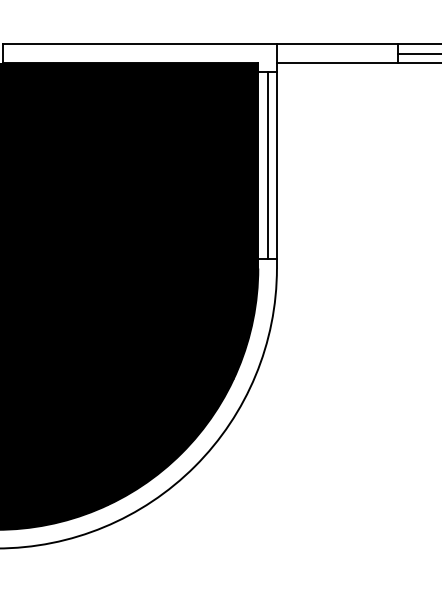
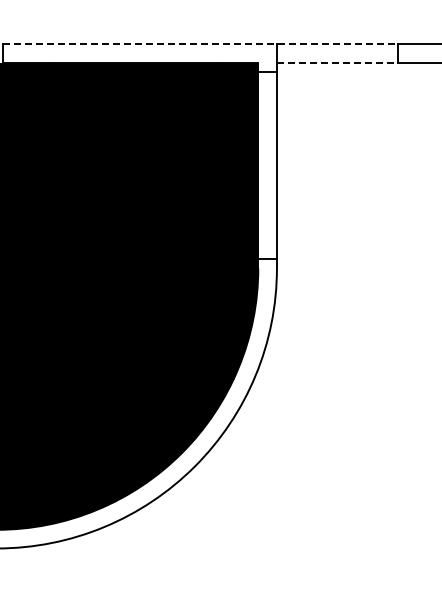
line: solid -> dashed (201, 44)
line: present -> none (418, 53)
line: solid -> dashed (337, 63)
line: present -> none (267, 165)
